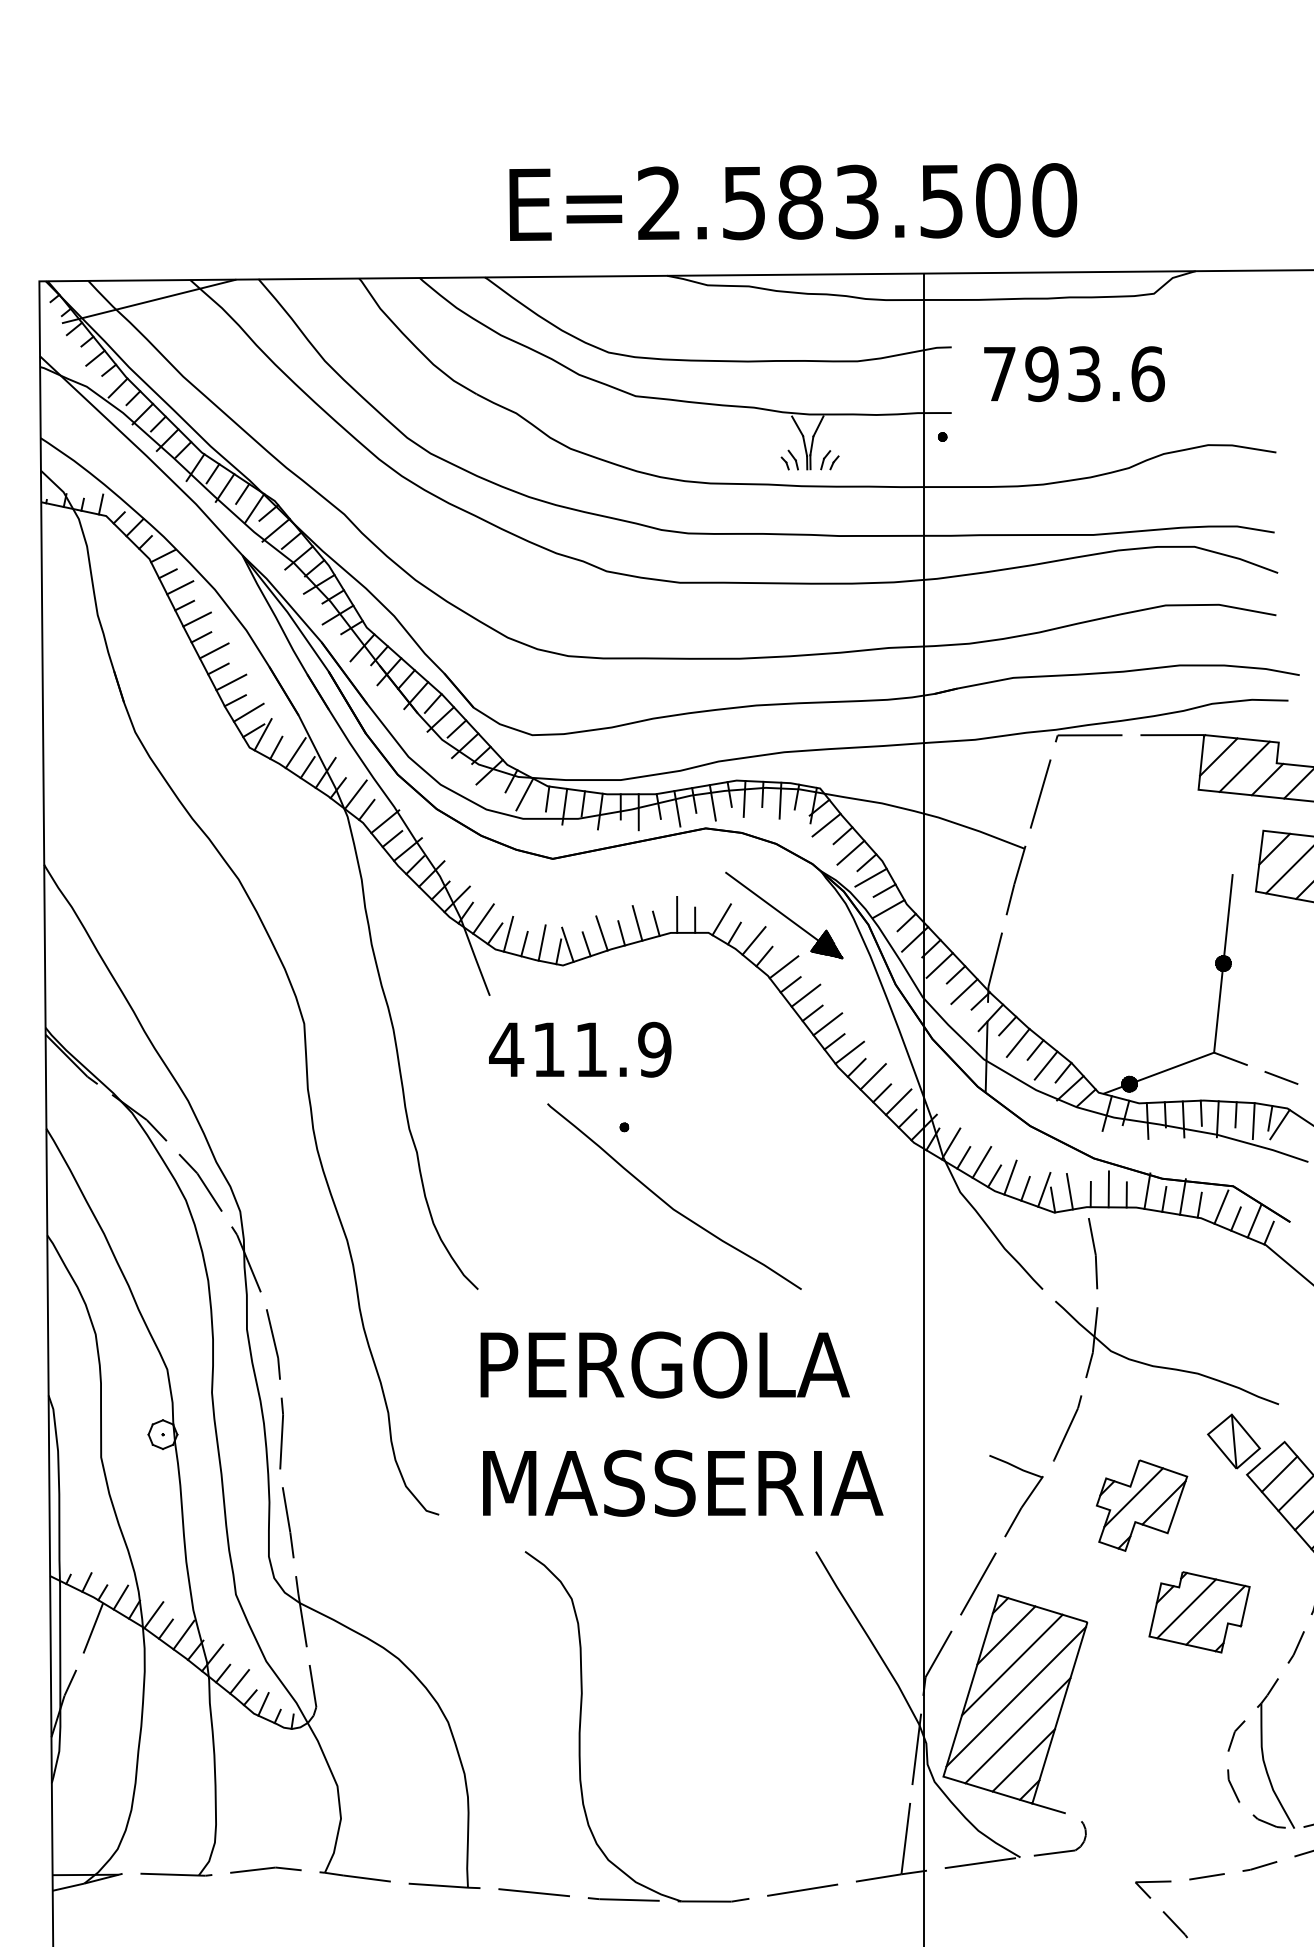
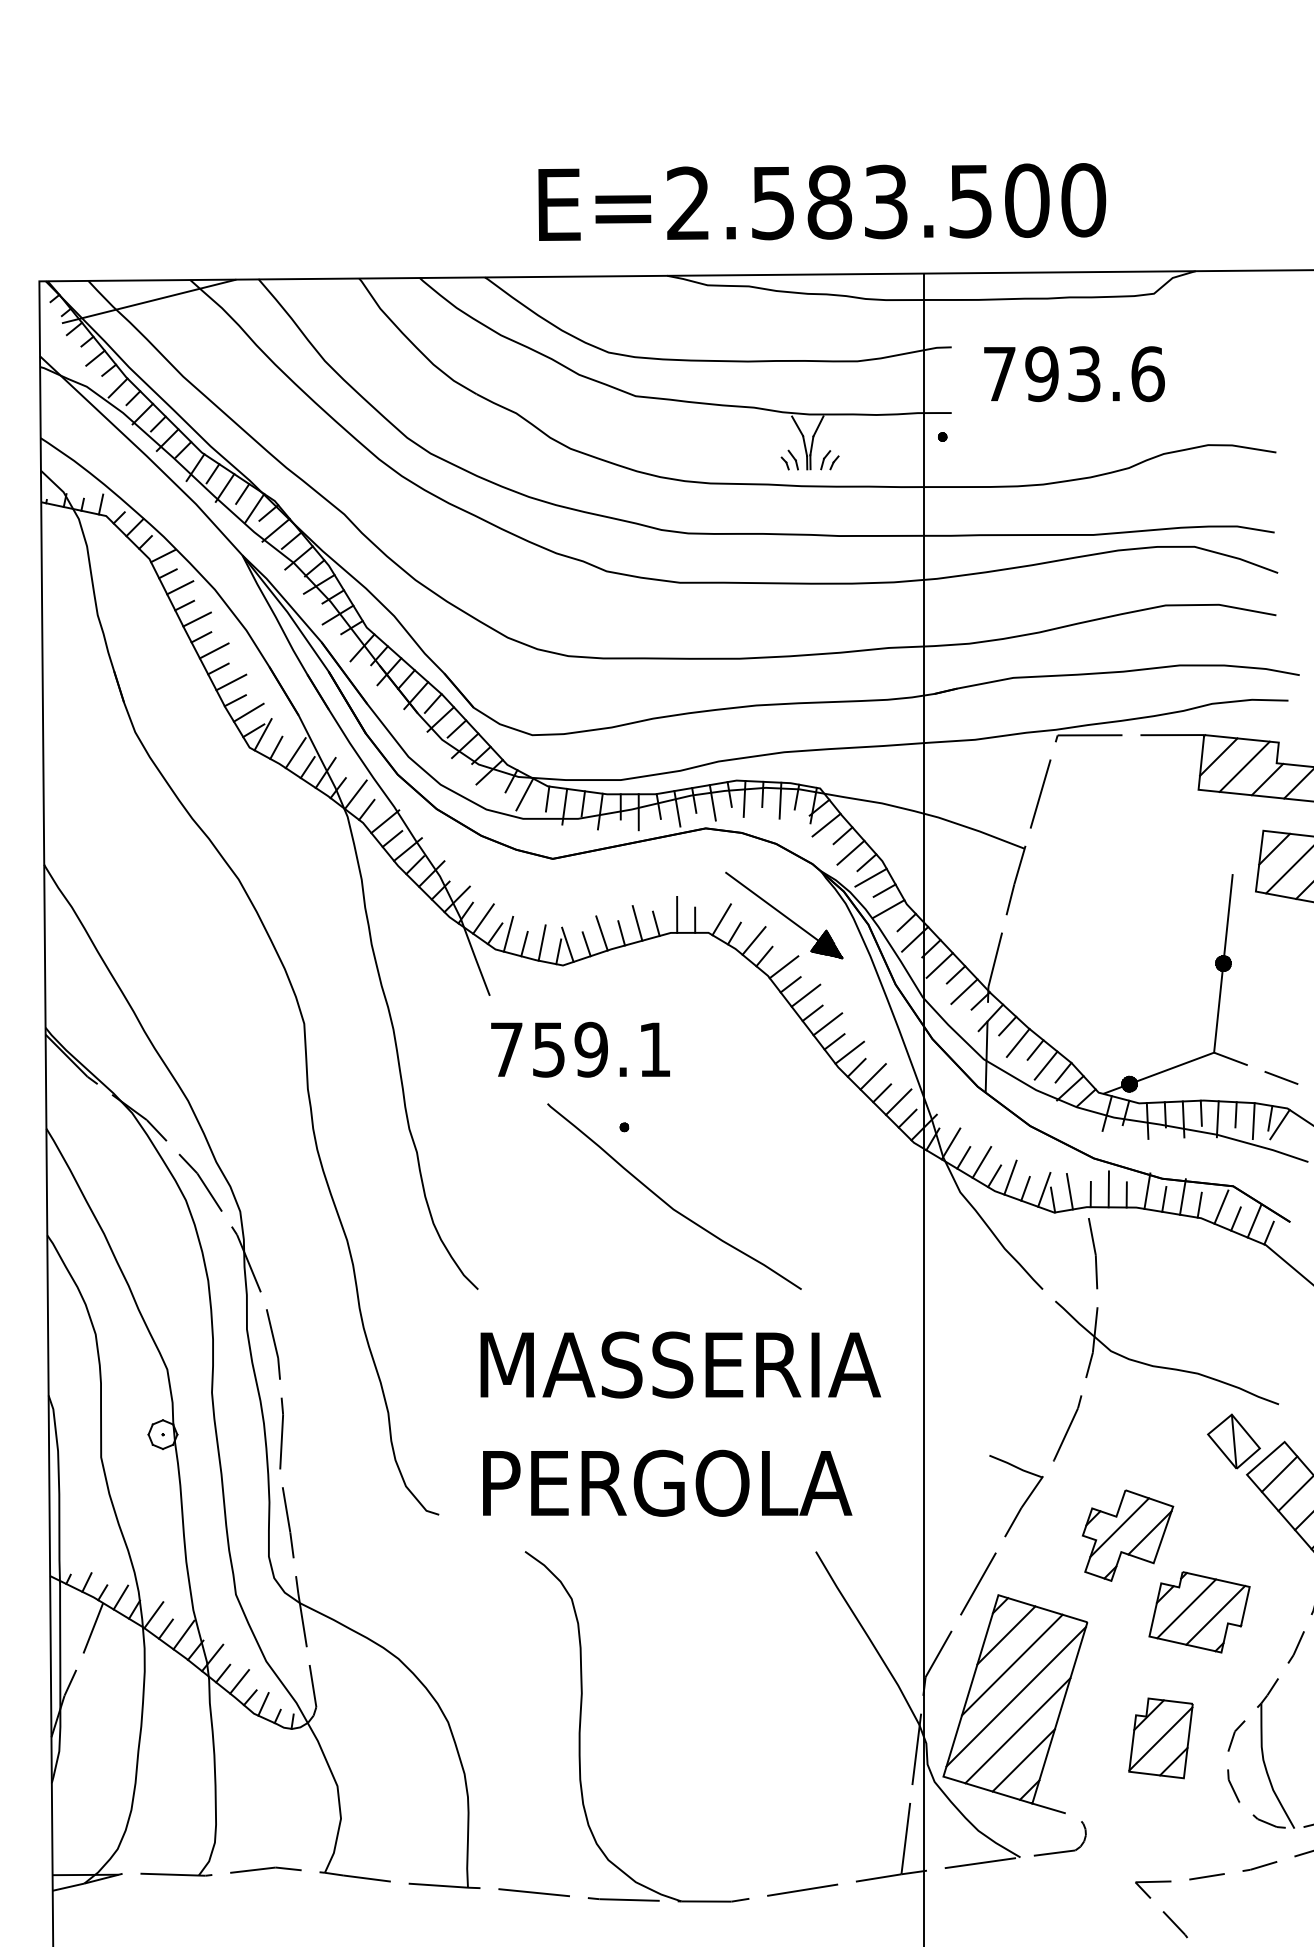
text position: (793, 201) -> (822, 201) (822, 201)
text: 411.9 -> 759.1 (580, 1049)
text: PERGOLA -> MASSERIA (684, 1364)
text: MASSERIA -> PERGOLA (686, 1482)
part position: (1142, 1505) -> (1128, 1535) (1128, 1535)
part: none -> present (1160, 1738)
